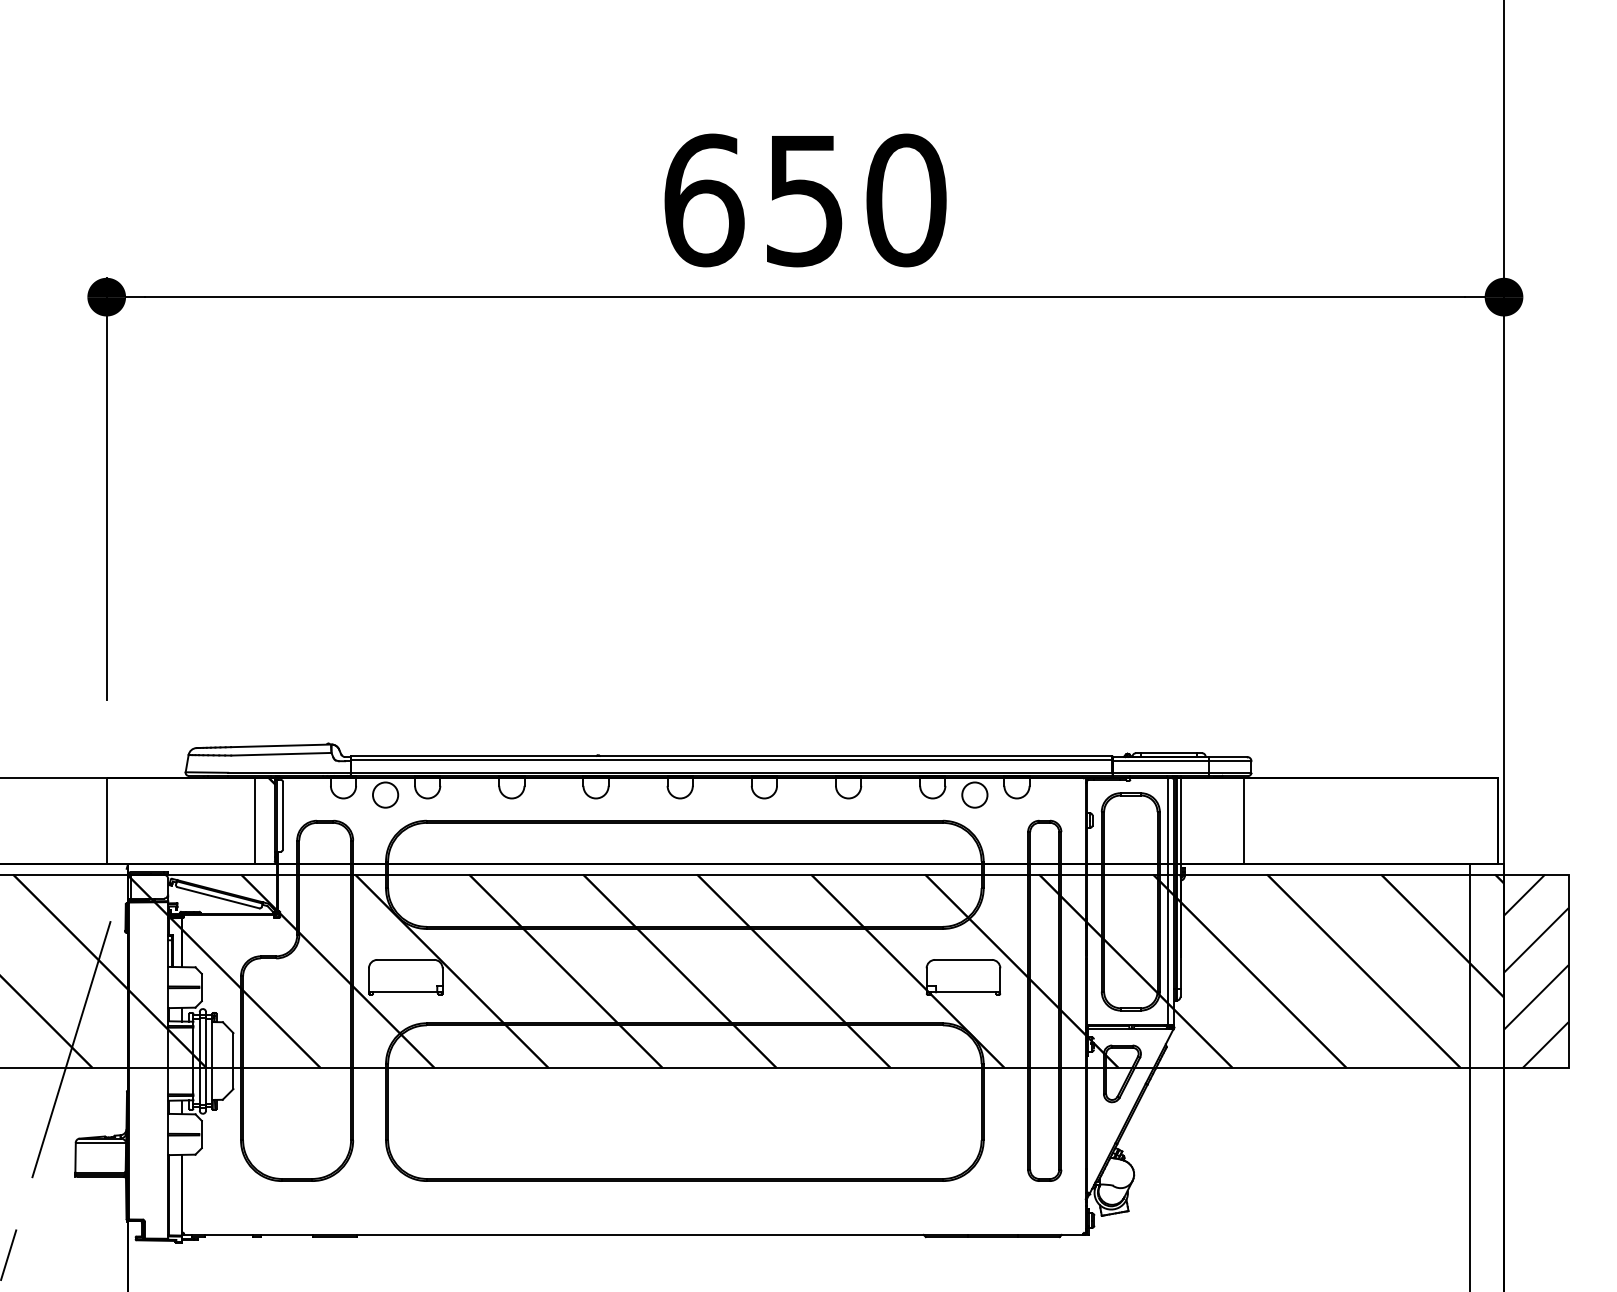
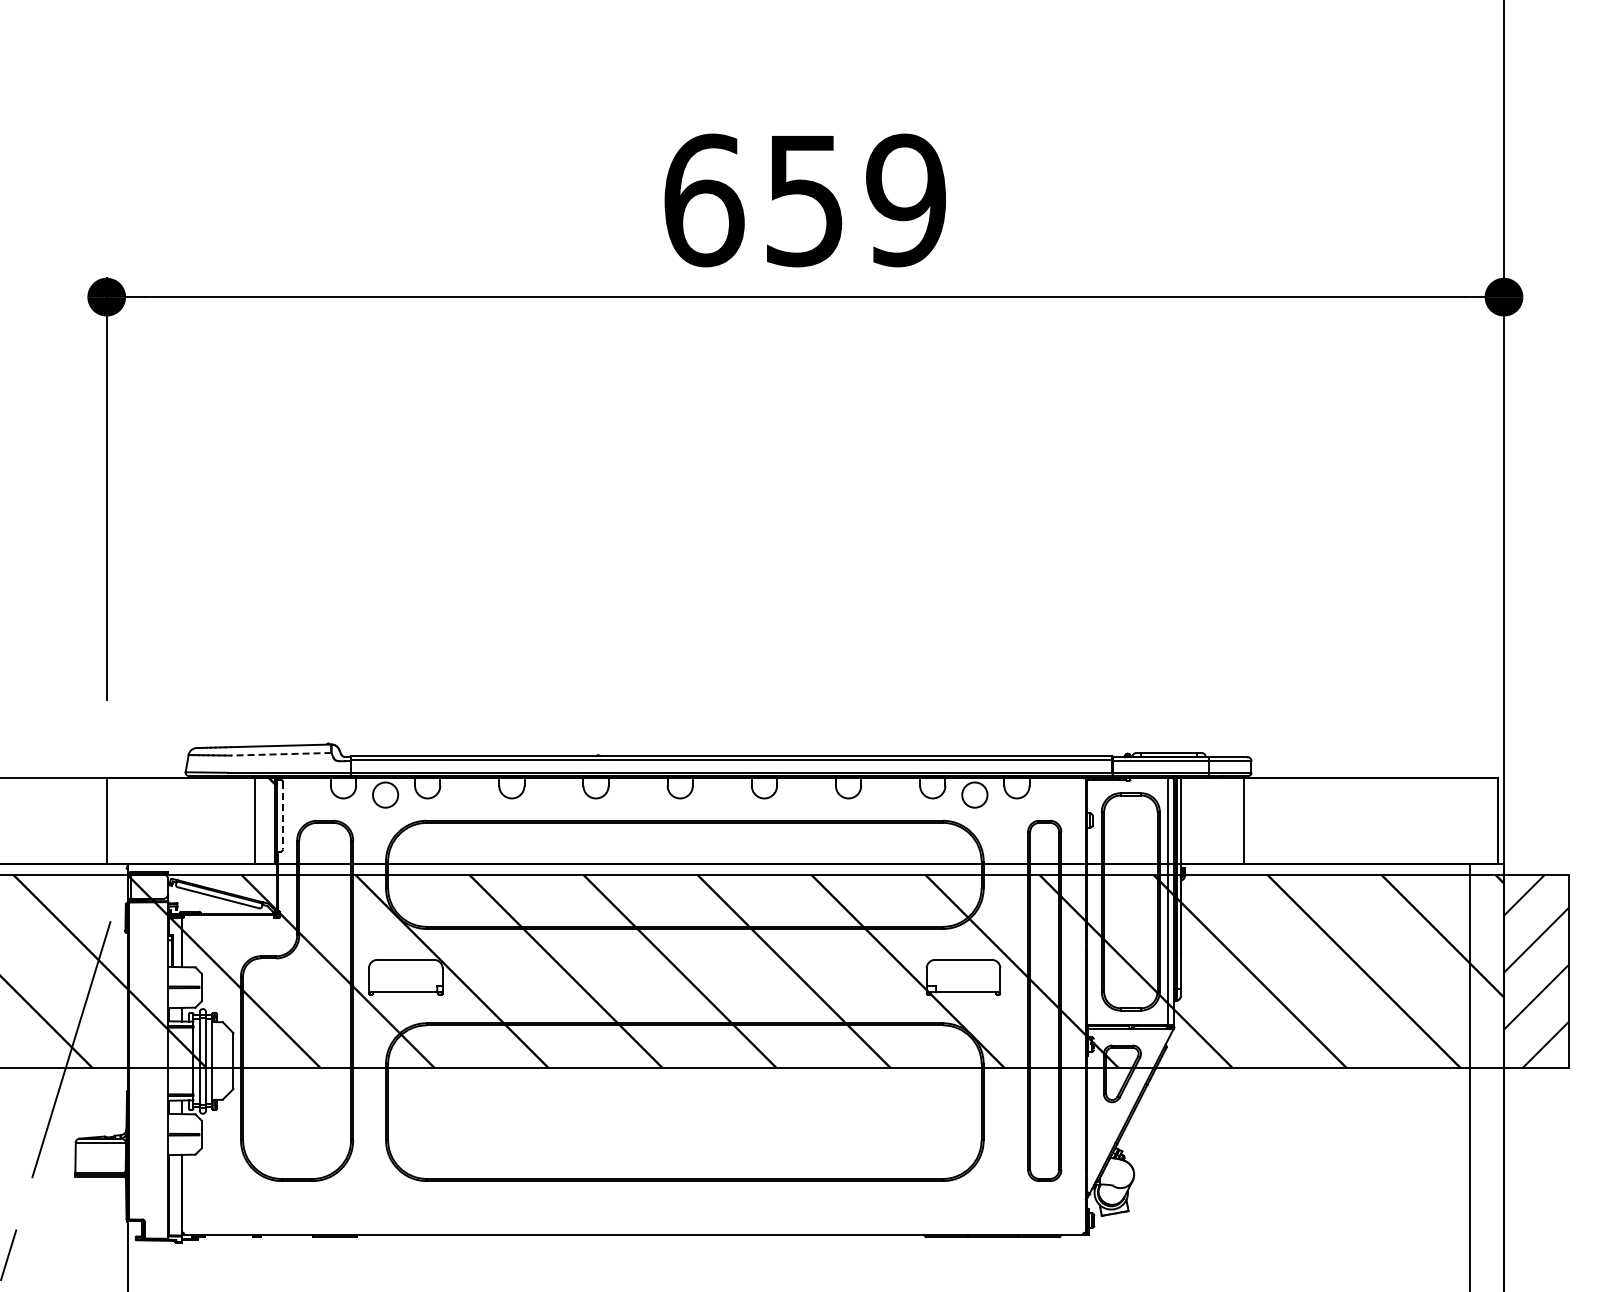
text: 650 -> 659 (906, 200)
line: solid -> dashed (280, 754)
line: solid -> dashed (283, 815)
